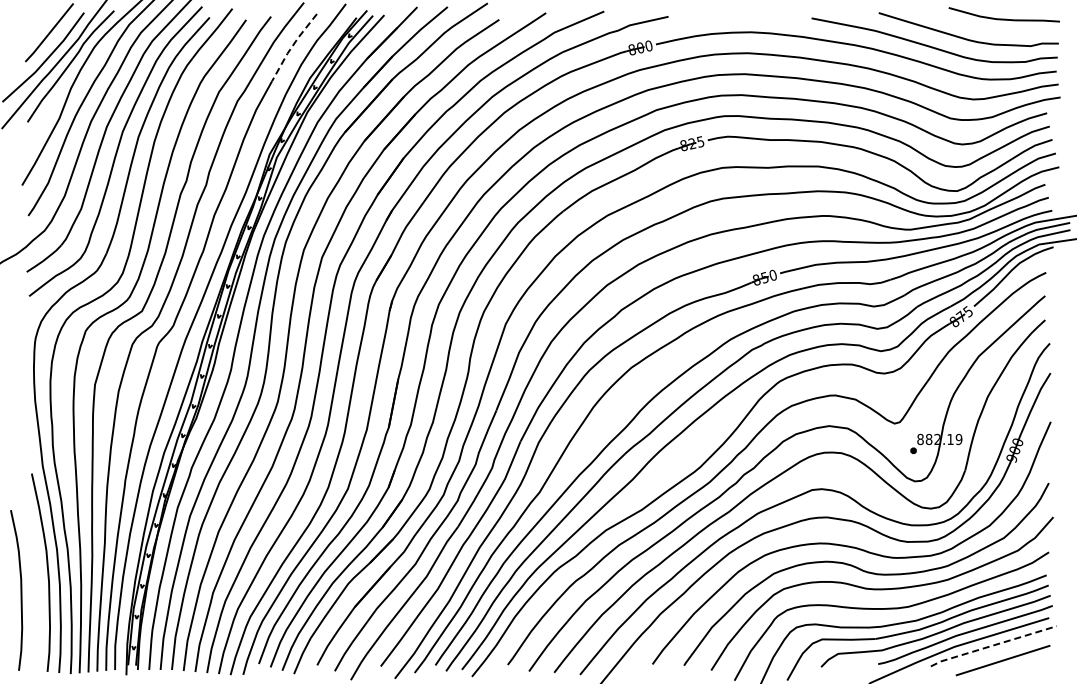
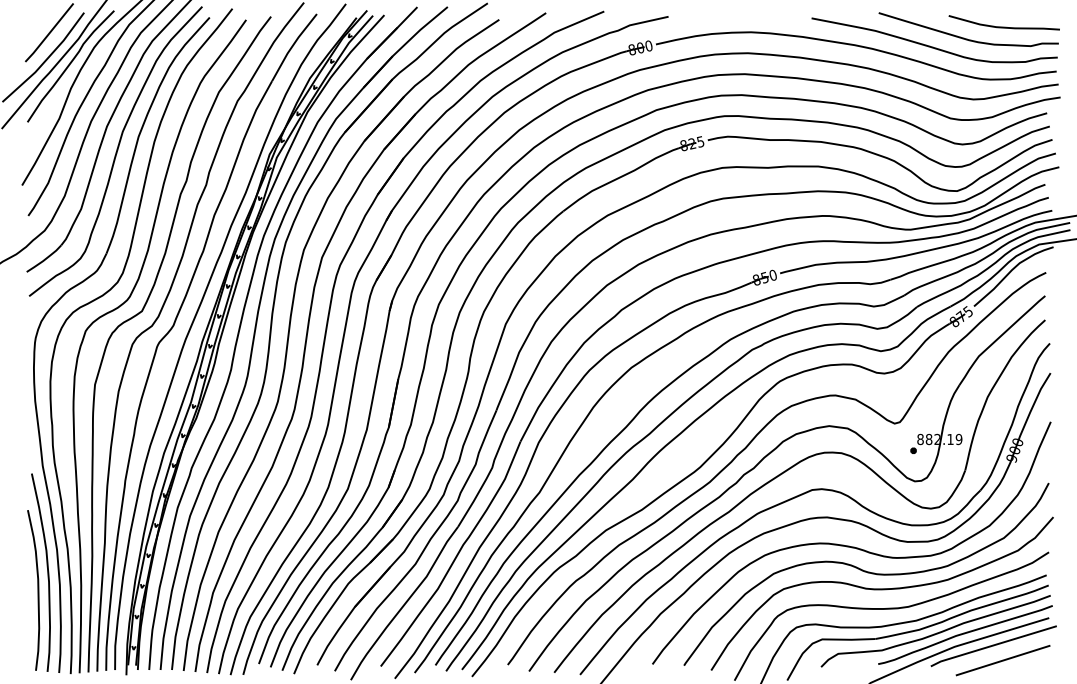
curve position: (1003, 18) -> (1003, 26) (1003, 26)
line: dashed -> solid (292, 46)
curve position: (20, 590) -> (37, 590) (37, 590)
line: dashed -> solid (993, 645)
